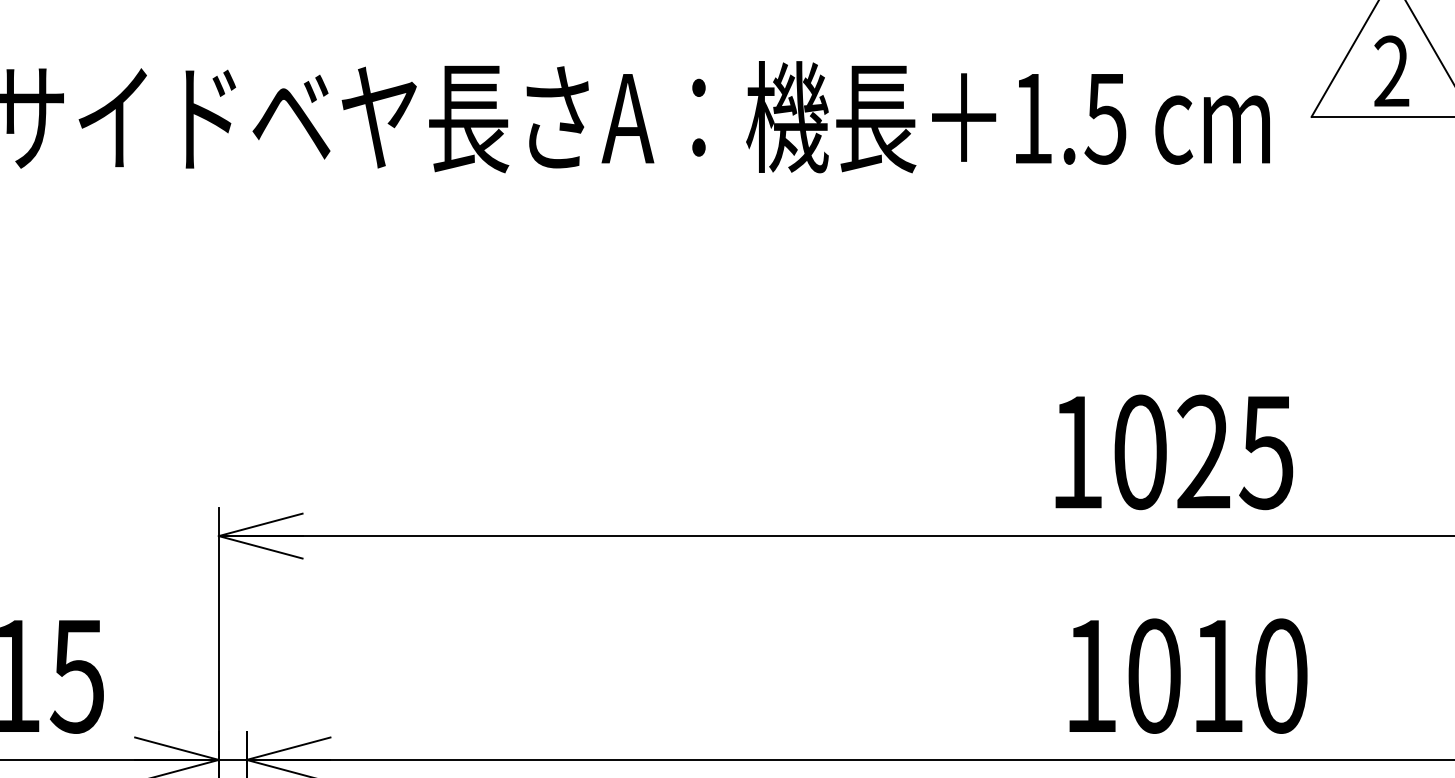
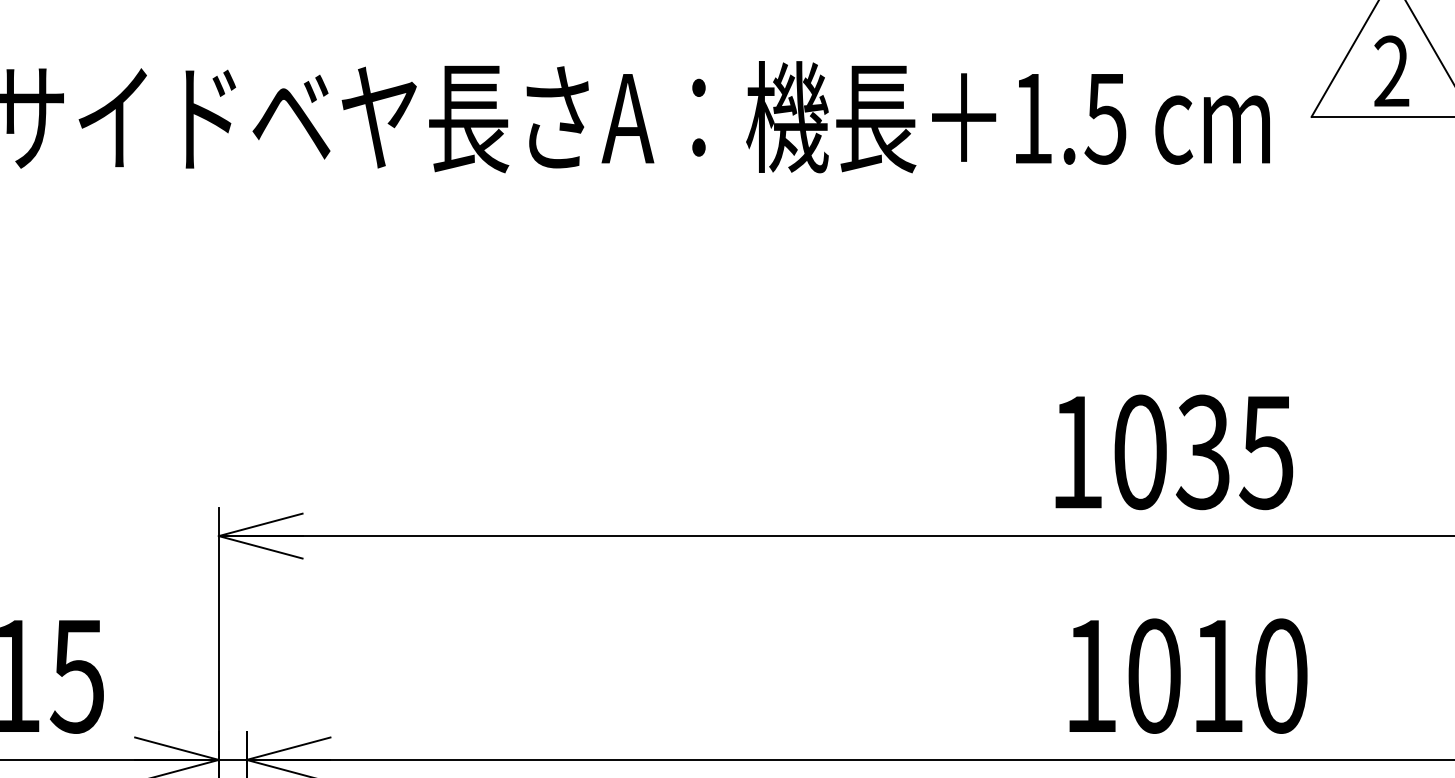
text: 1025 -> 1035 (1203, 452)
